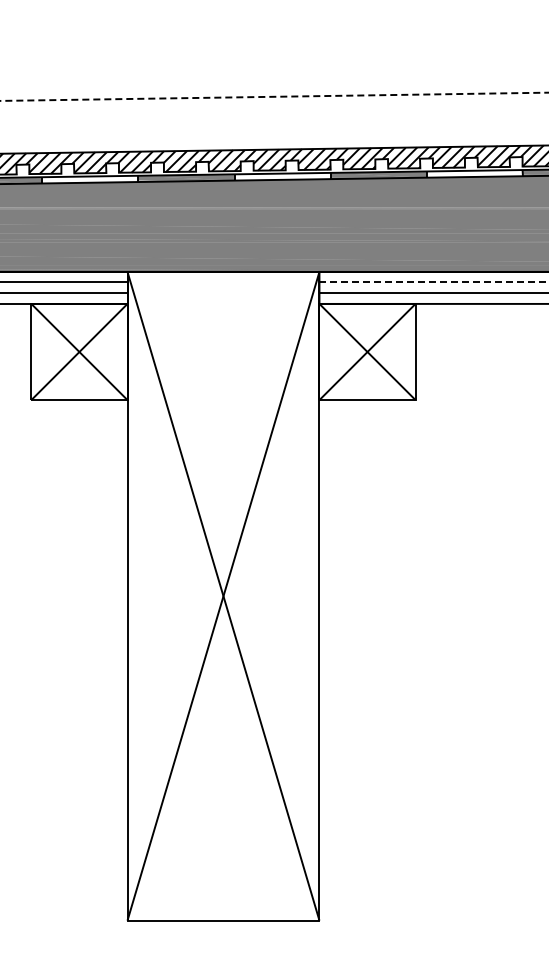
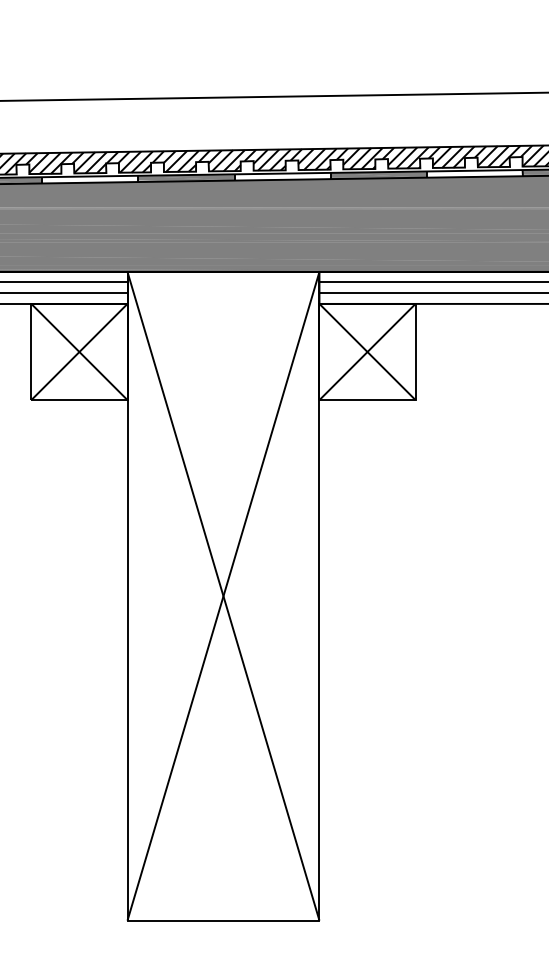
line: dashed -> solid (274, 96)
line: dashed -> solid (434, 282)
